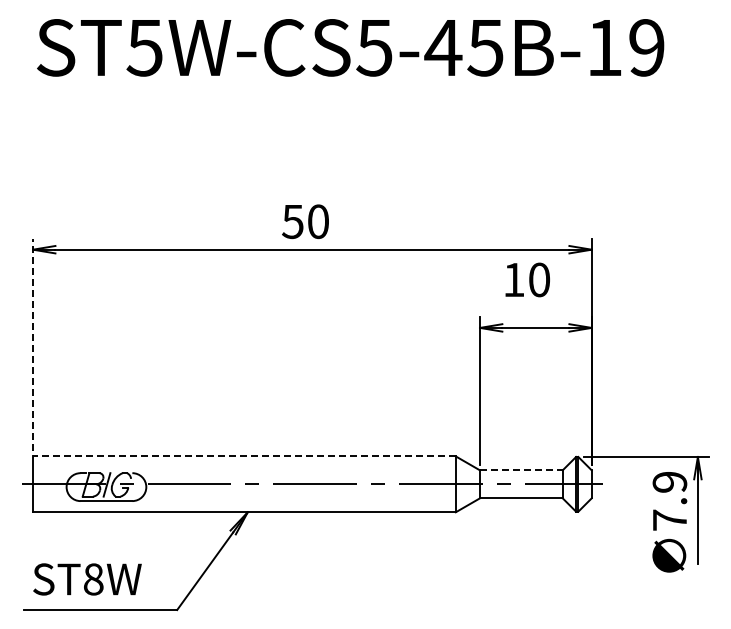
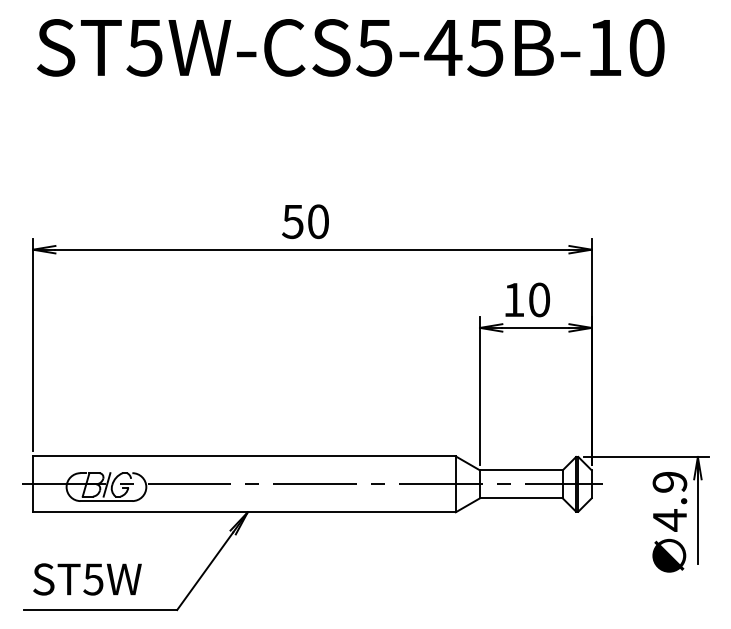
text: ST5W-CS5-45B-19 -> ST5W-CS5-45B-10 (646, 47)
text position: (527, 279) -> (527, 299) (527, 299)
line: dashed -> solid (33, 344)
line: dashed -> solid (243, 456)
line: dashed -> solid (521, 470)
text: 7.9 -> 4.9 (669, 520)
text: ST8W -> ST5W (93, 579)
